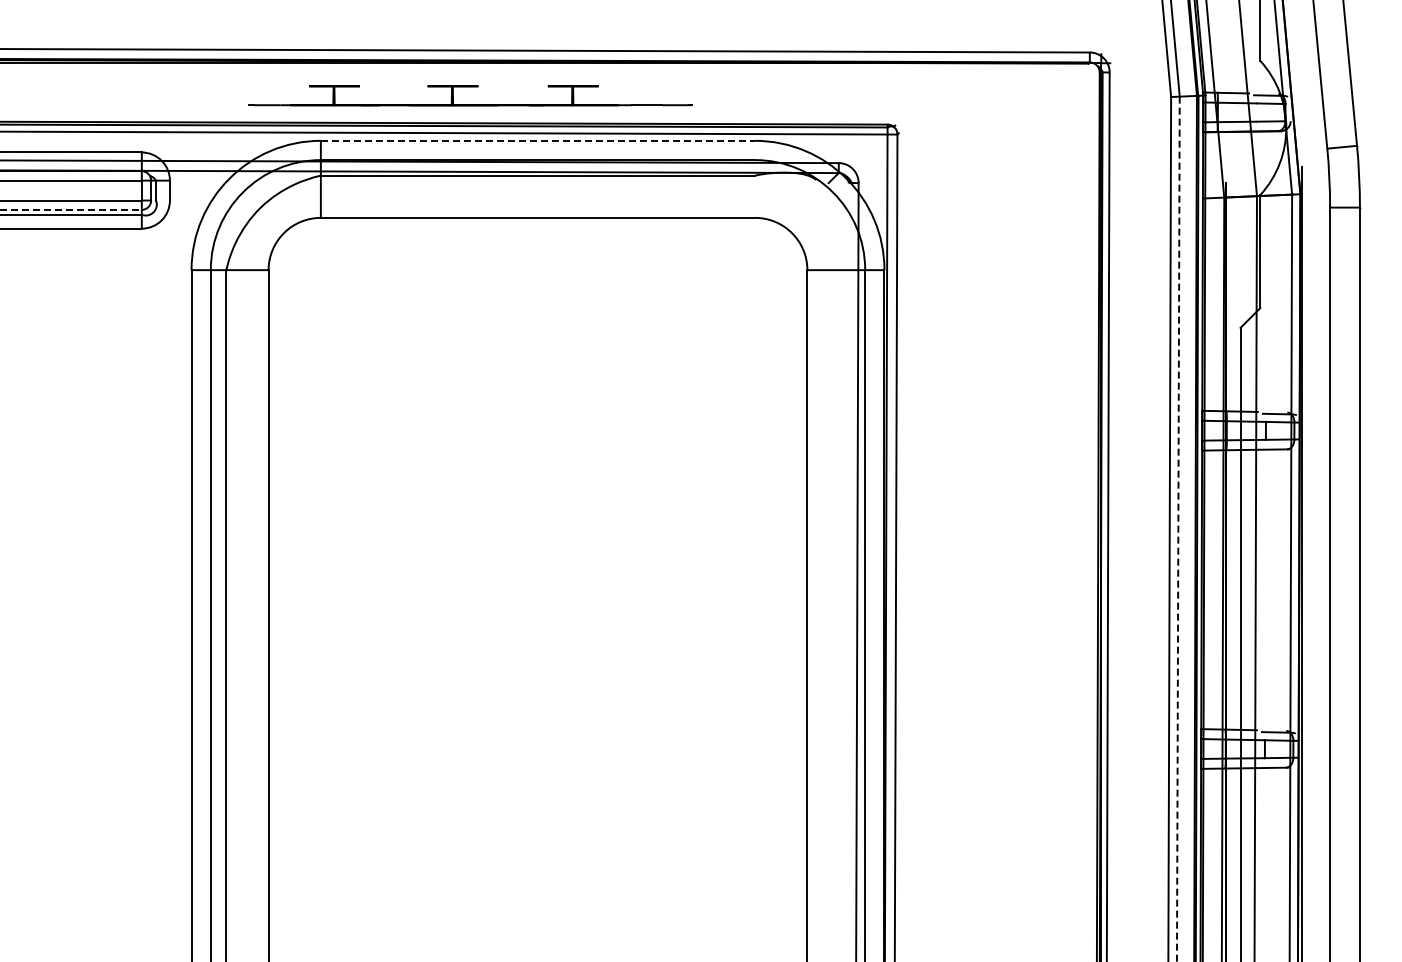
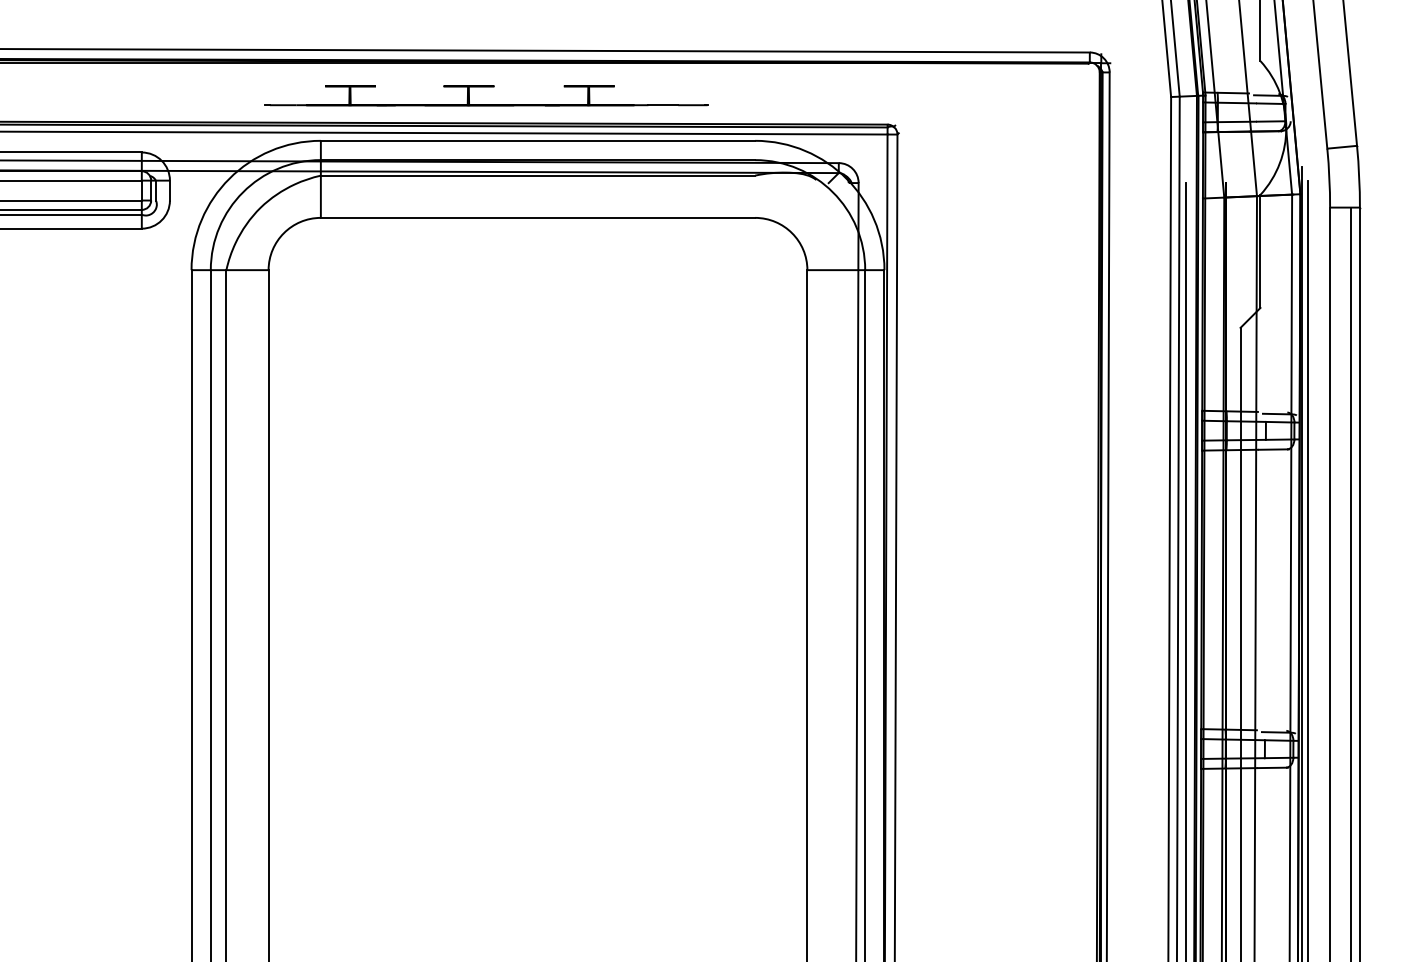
part position: (470, 87) -> (486, 87) (486, 87)
line: dashed -> solid (538, 140)
line: dashed -> solid (71, 209)
line: dashed -> solid (1178, 529)
line: none -> present (1307, 569)
line: none -> present (1185, 570)
line: none -> present (1351, 582)
